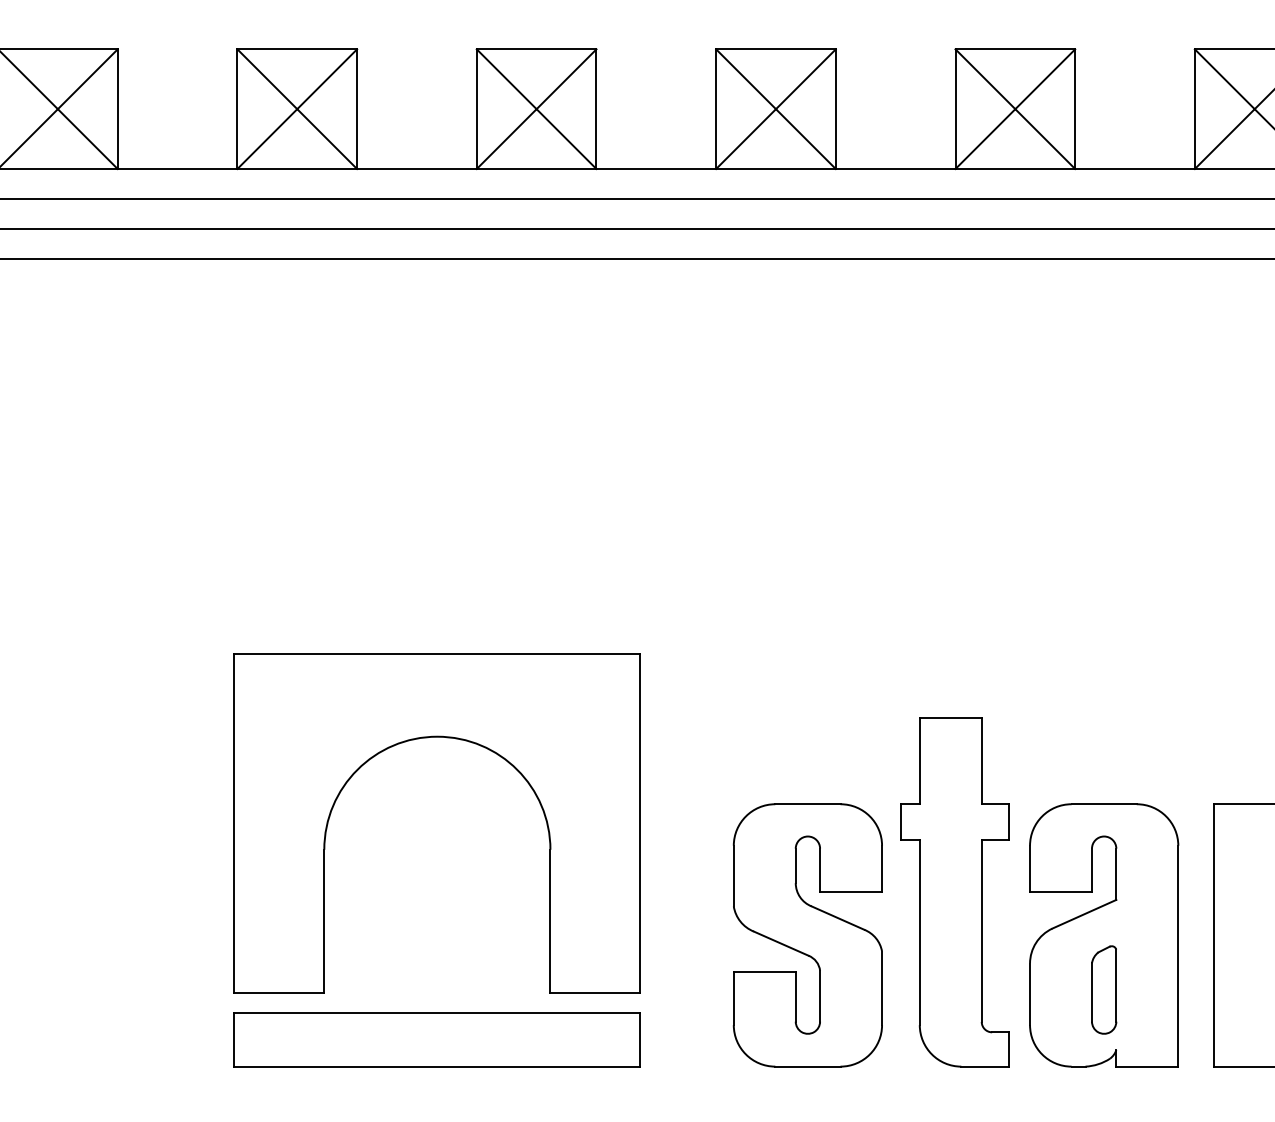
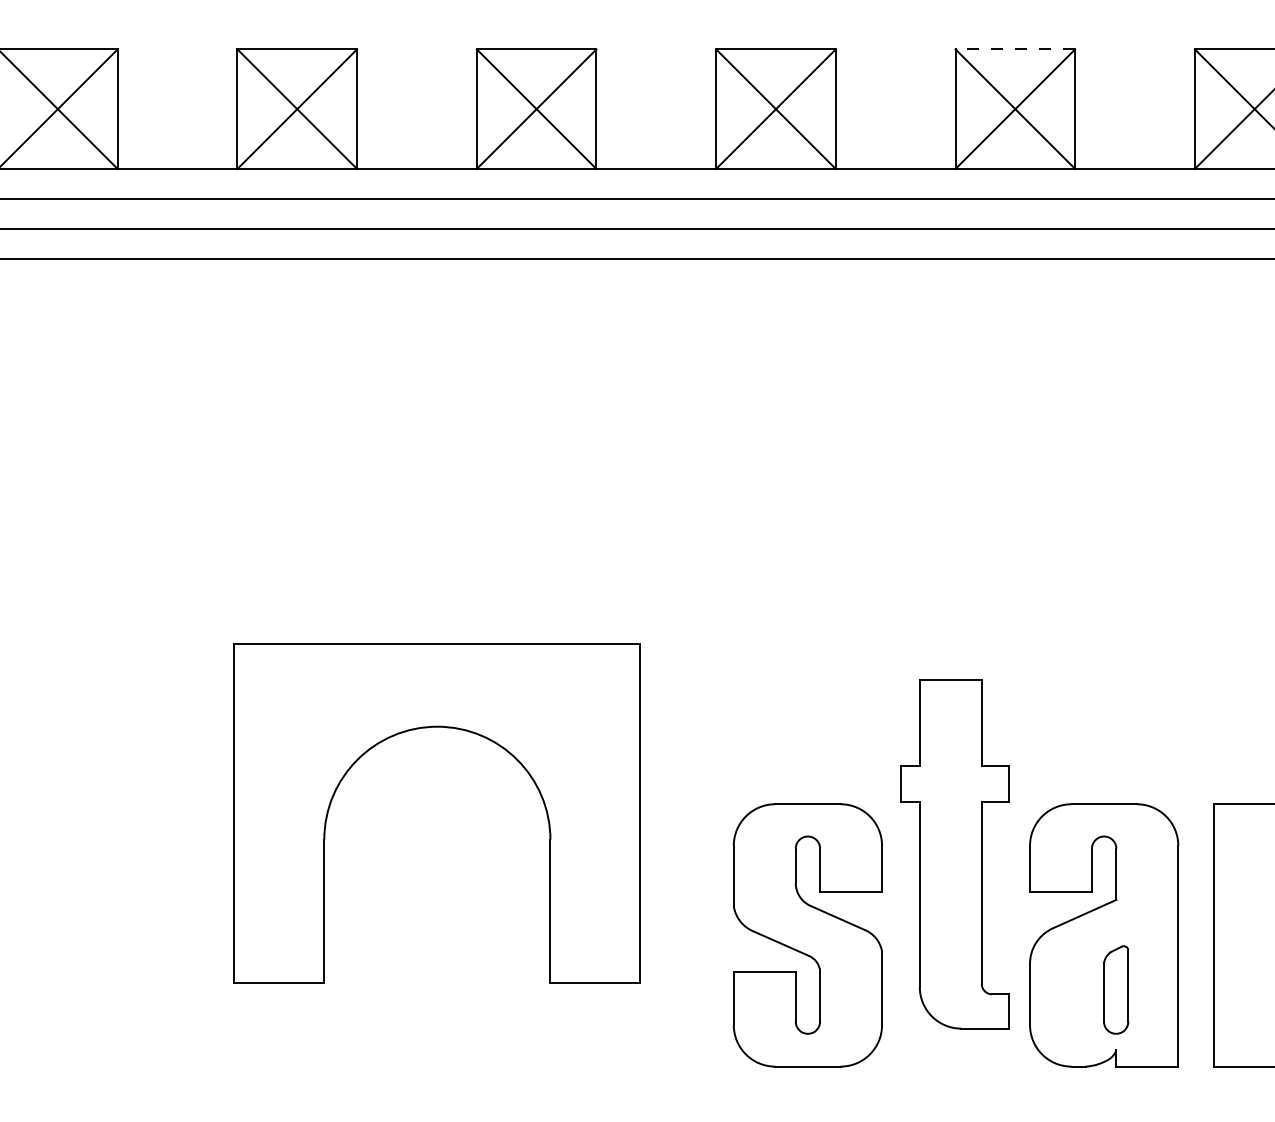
line: solid -> dashed (1015, 49)
part position: (427, 738) -> (427, 728) (427, 728)
part position: (954, 892) -> (954, 854) (954, 854)
part position: (1104, 989) -> (1116, 989) (1116, 989)
part: present -> none (436, 1039)
